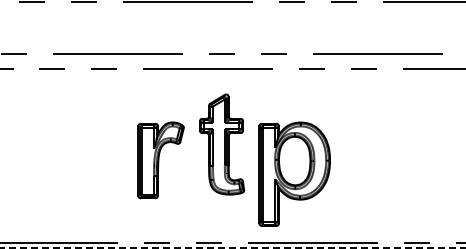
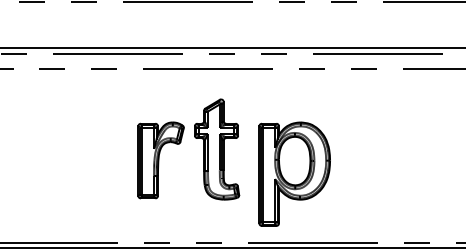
line: none -> present (232, 48)
part position: (222, 144) -> (217, 149) (217, 149)
line: dashed -> solid (232, 247)
